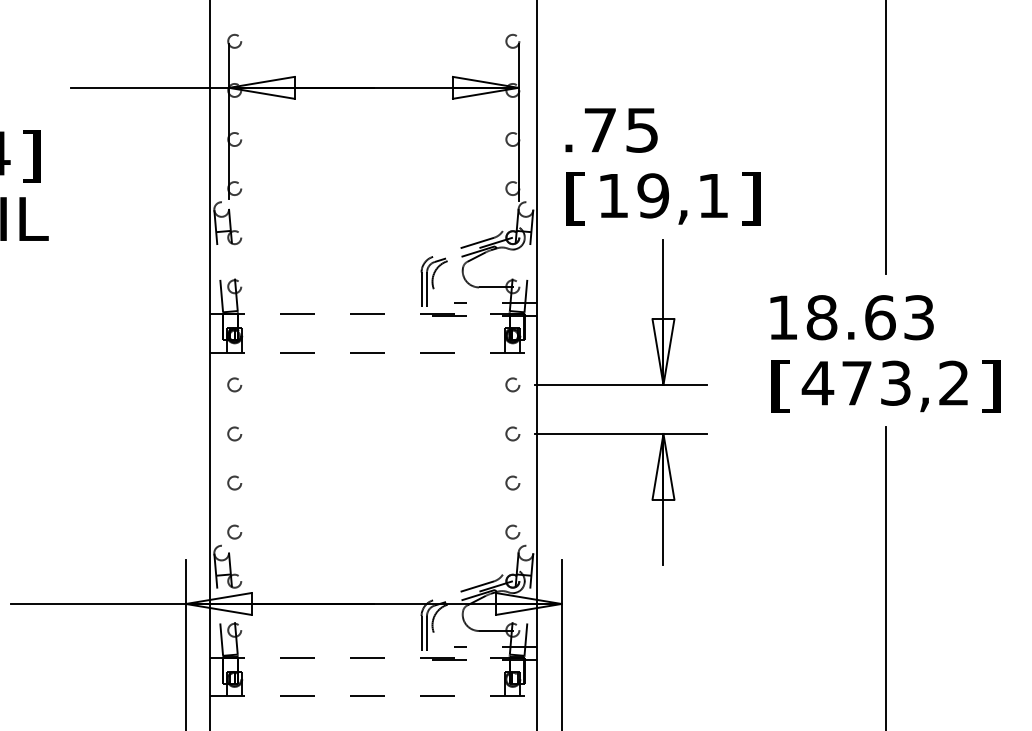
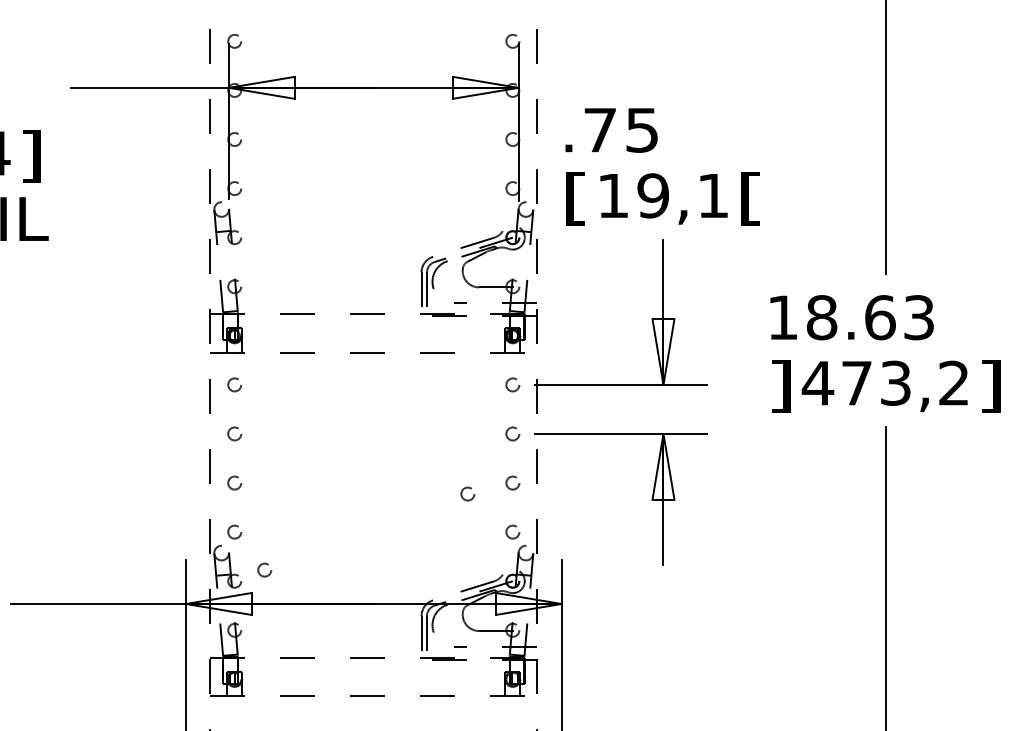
text: ] -> [ (750, 198)
line: solid -> dashed (537, 364)
line: solid -> dashed (210, 365)
text: [ -> ] (780, 386)
circle: none -> present (467, 493)
circle: none -> present (264, 569)
